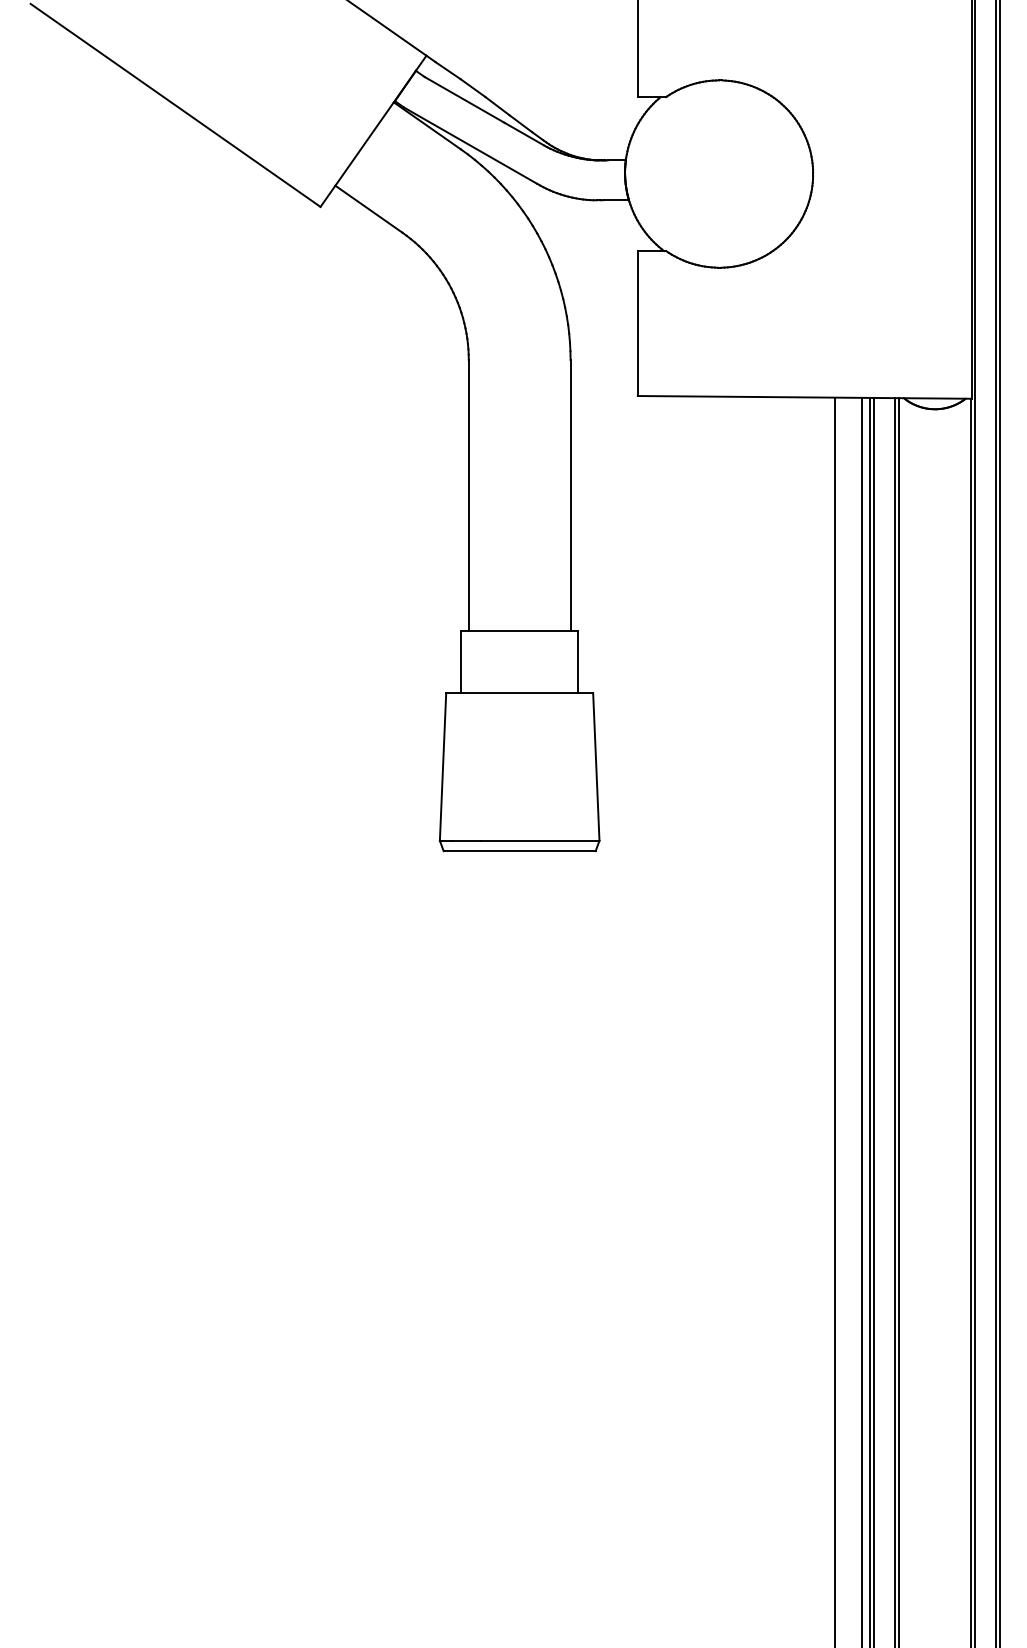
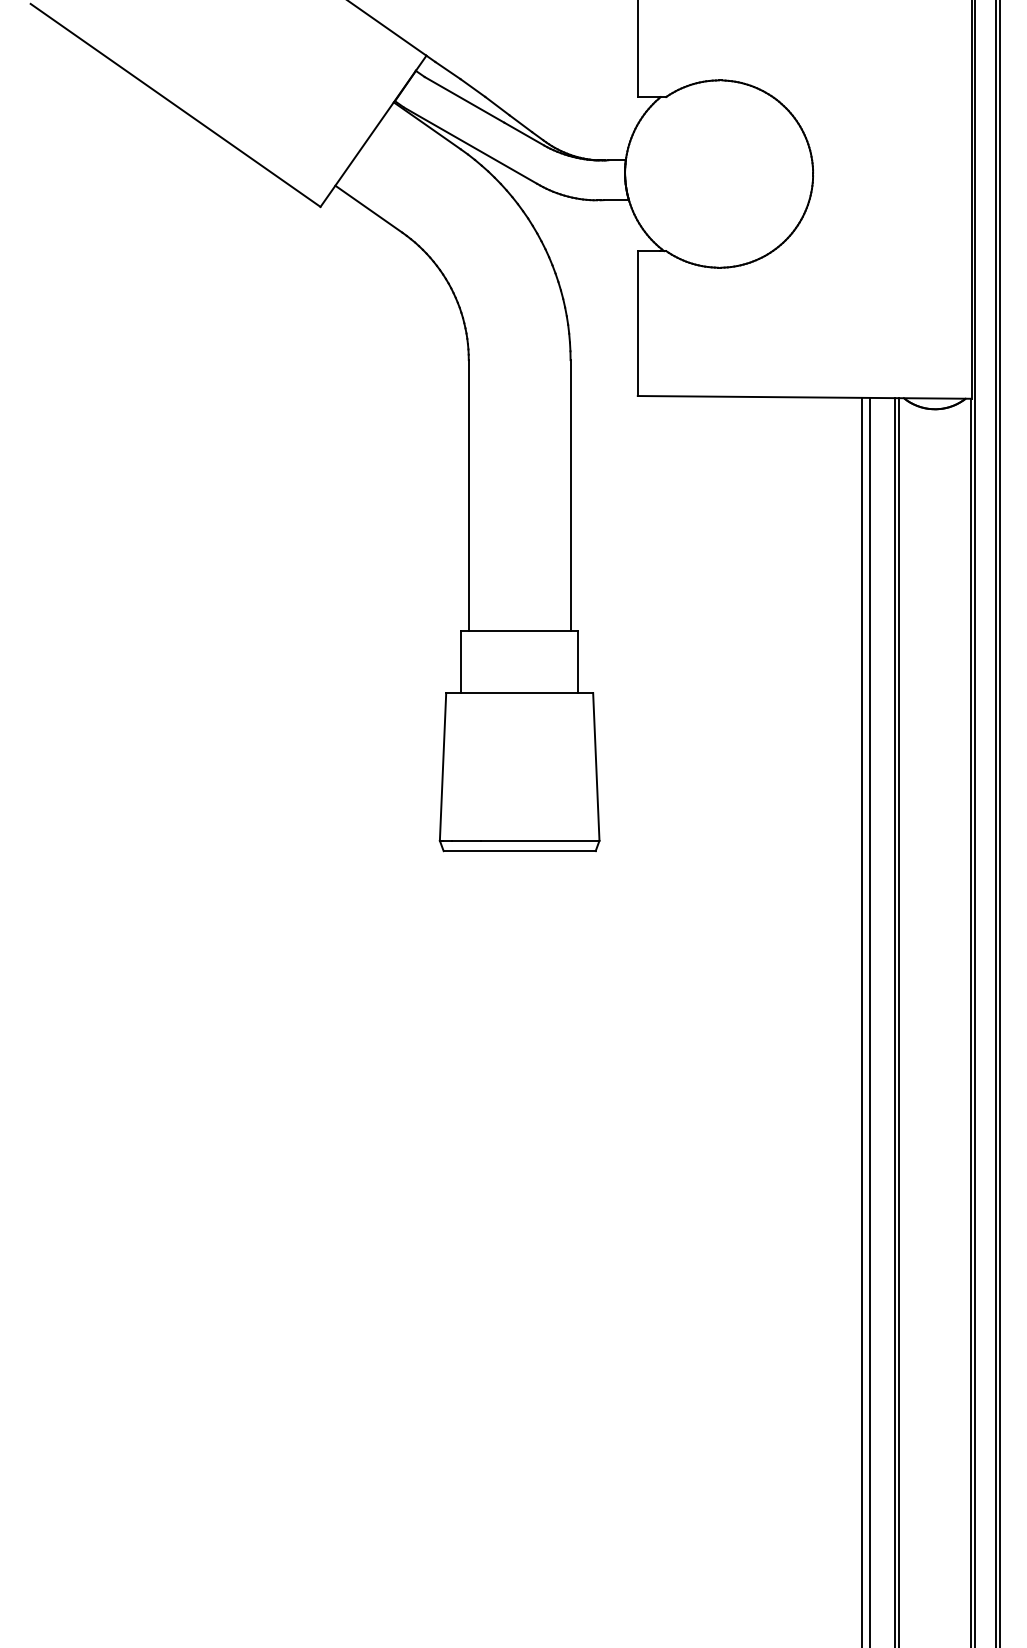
line: present -> none (834, 1020)
line: present -> none (873, 1020)
